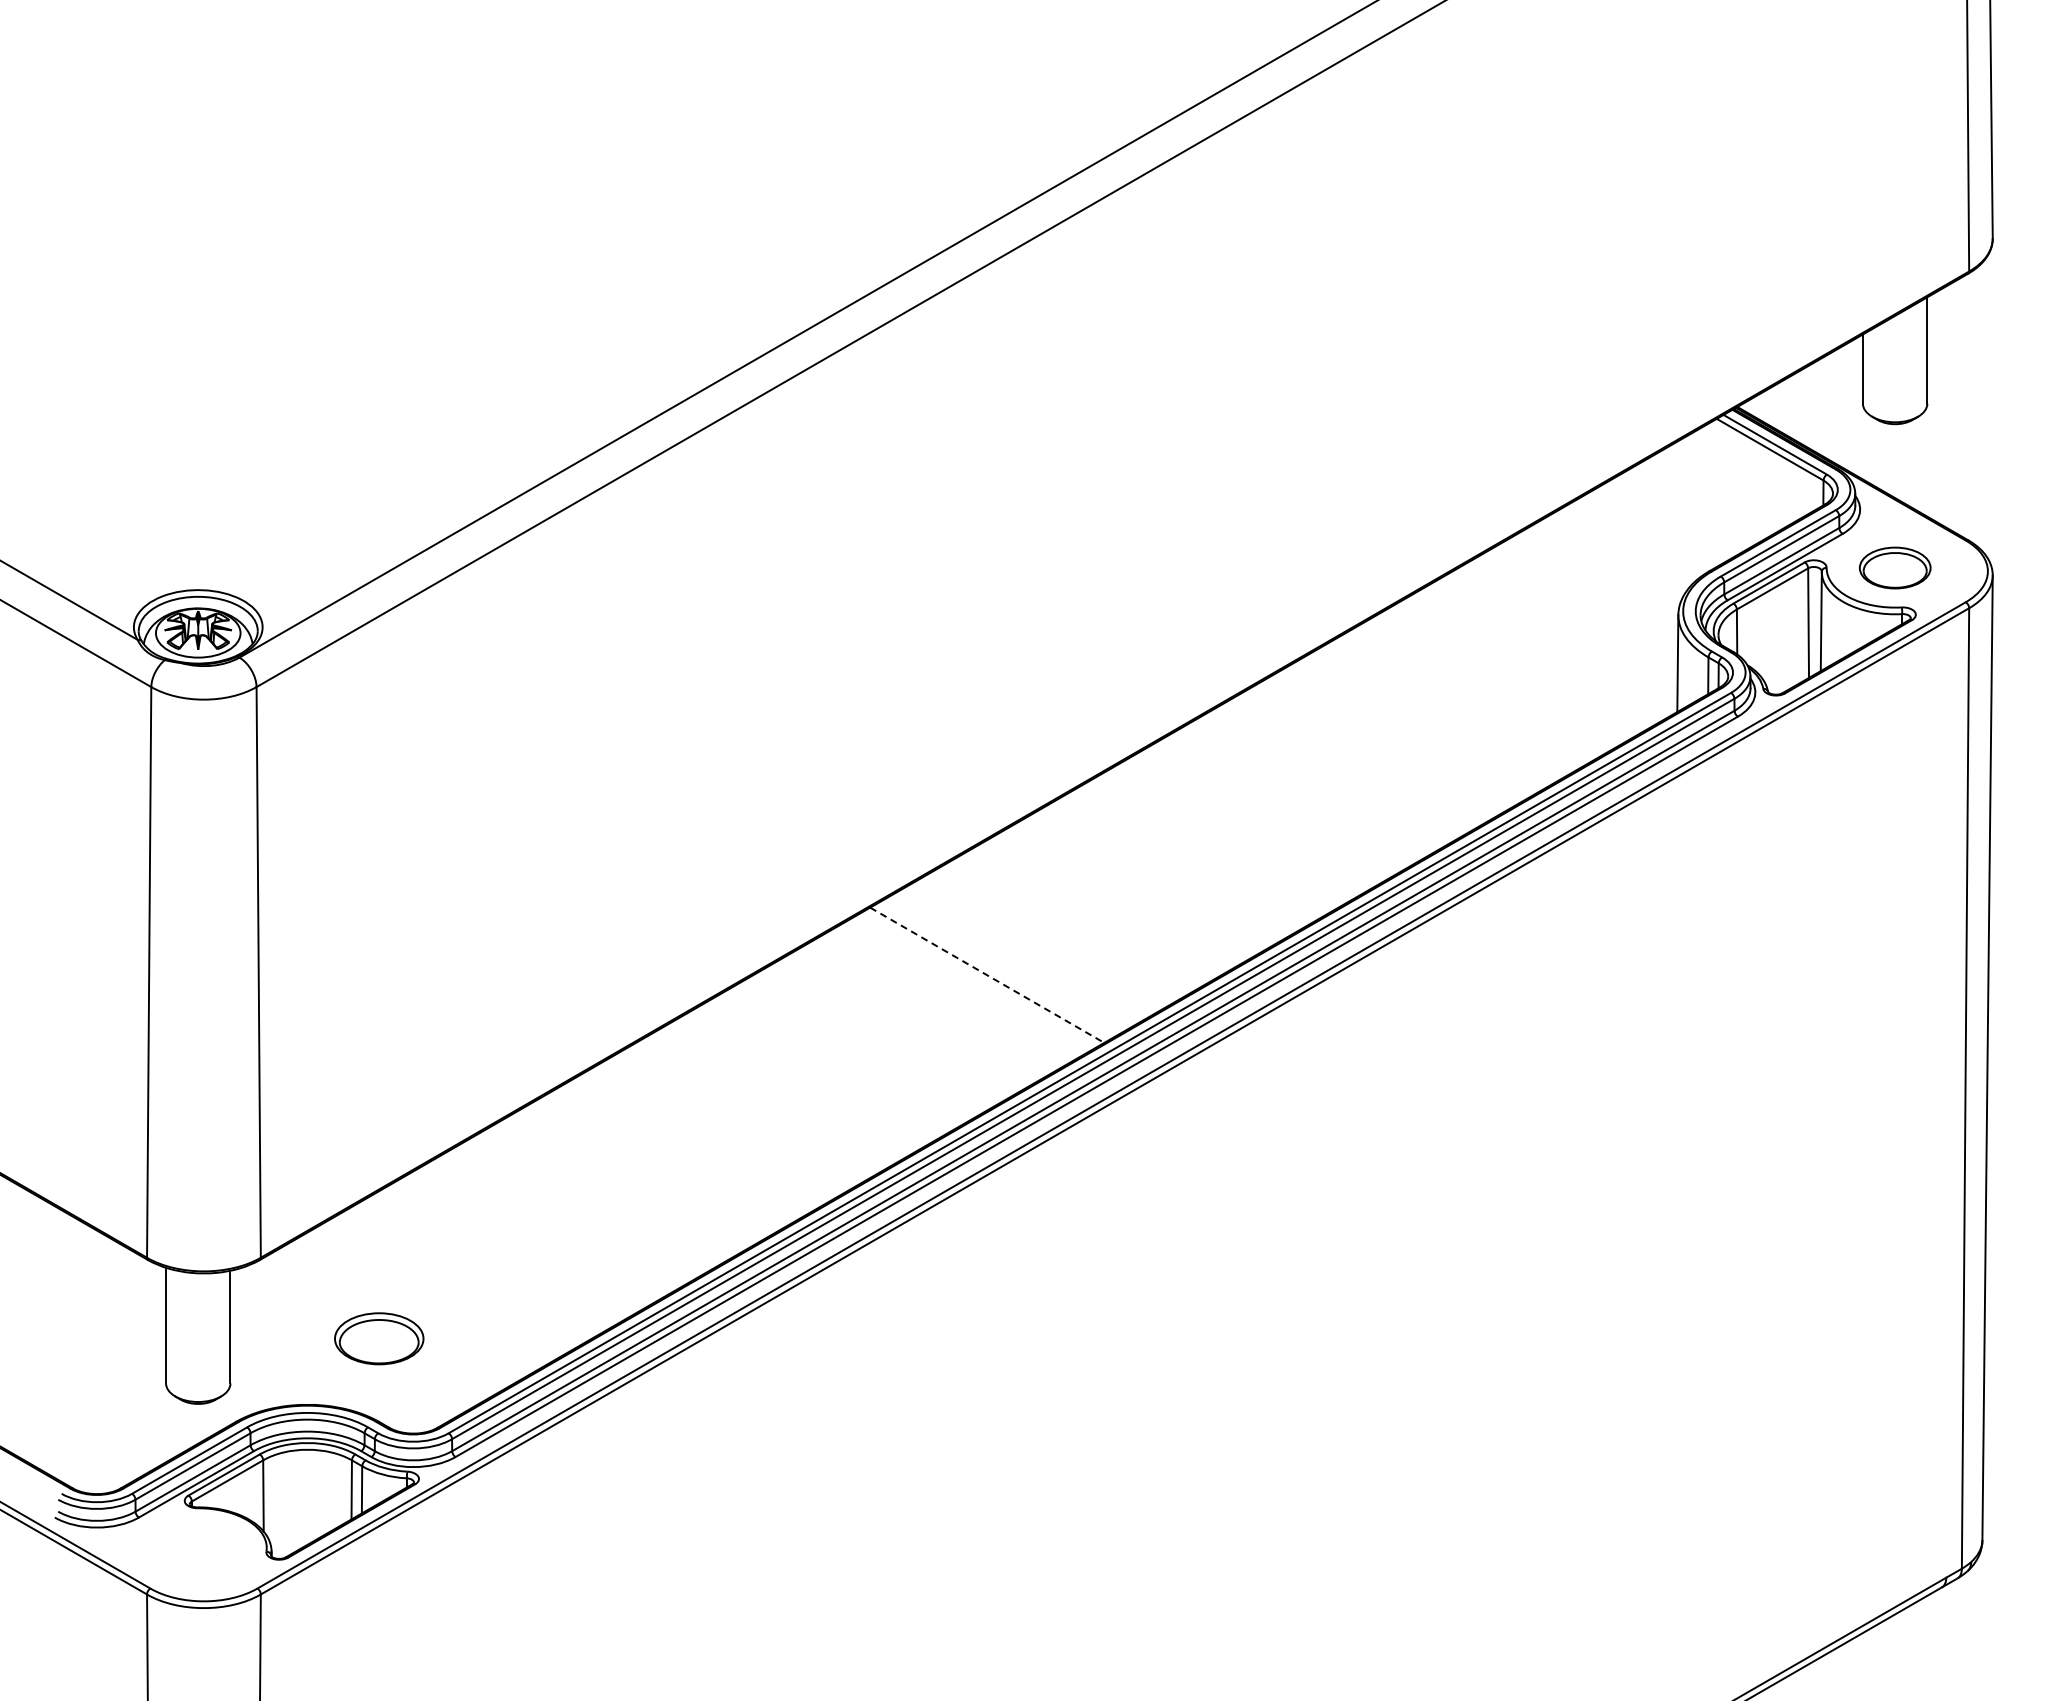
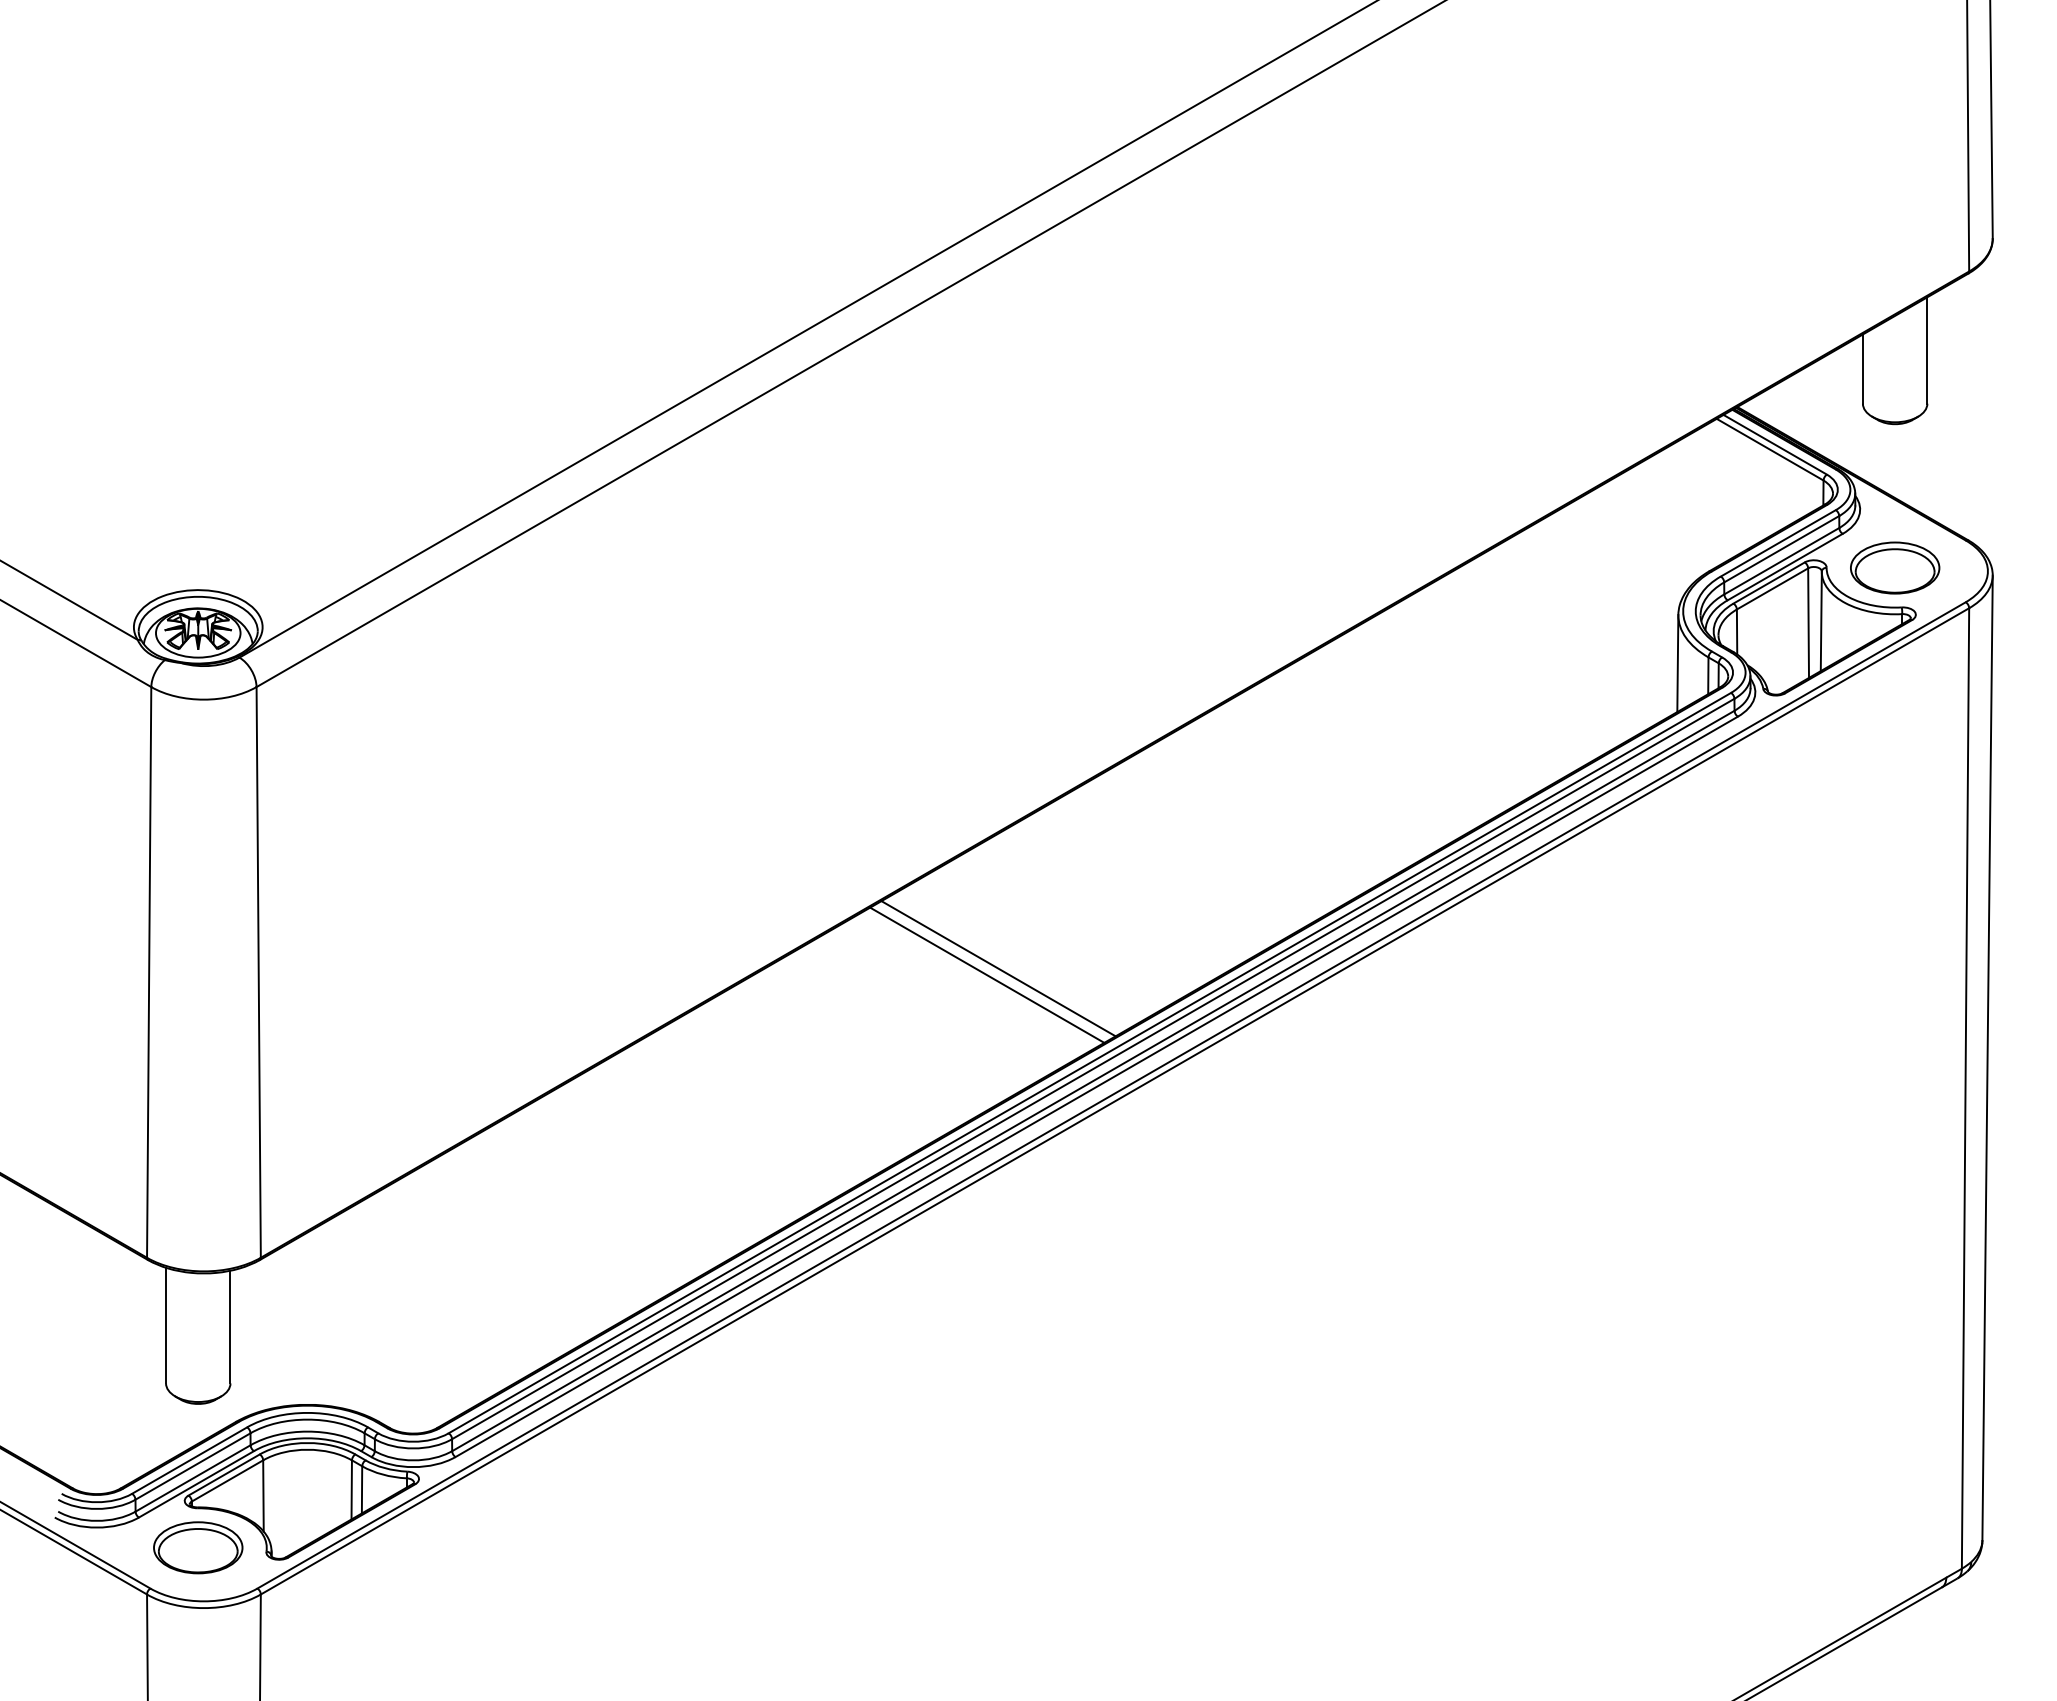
part size: 73x44 px -> 91x54 px (1895, 567)
line: none -> present (998, 968)
line: dashed -> solid (987, 975)
part position: (379, 1338) -> (198, 1547) (198, 1547)
